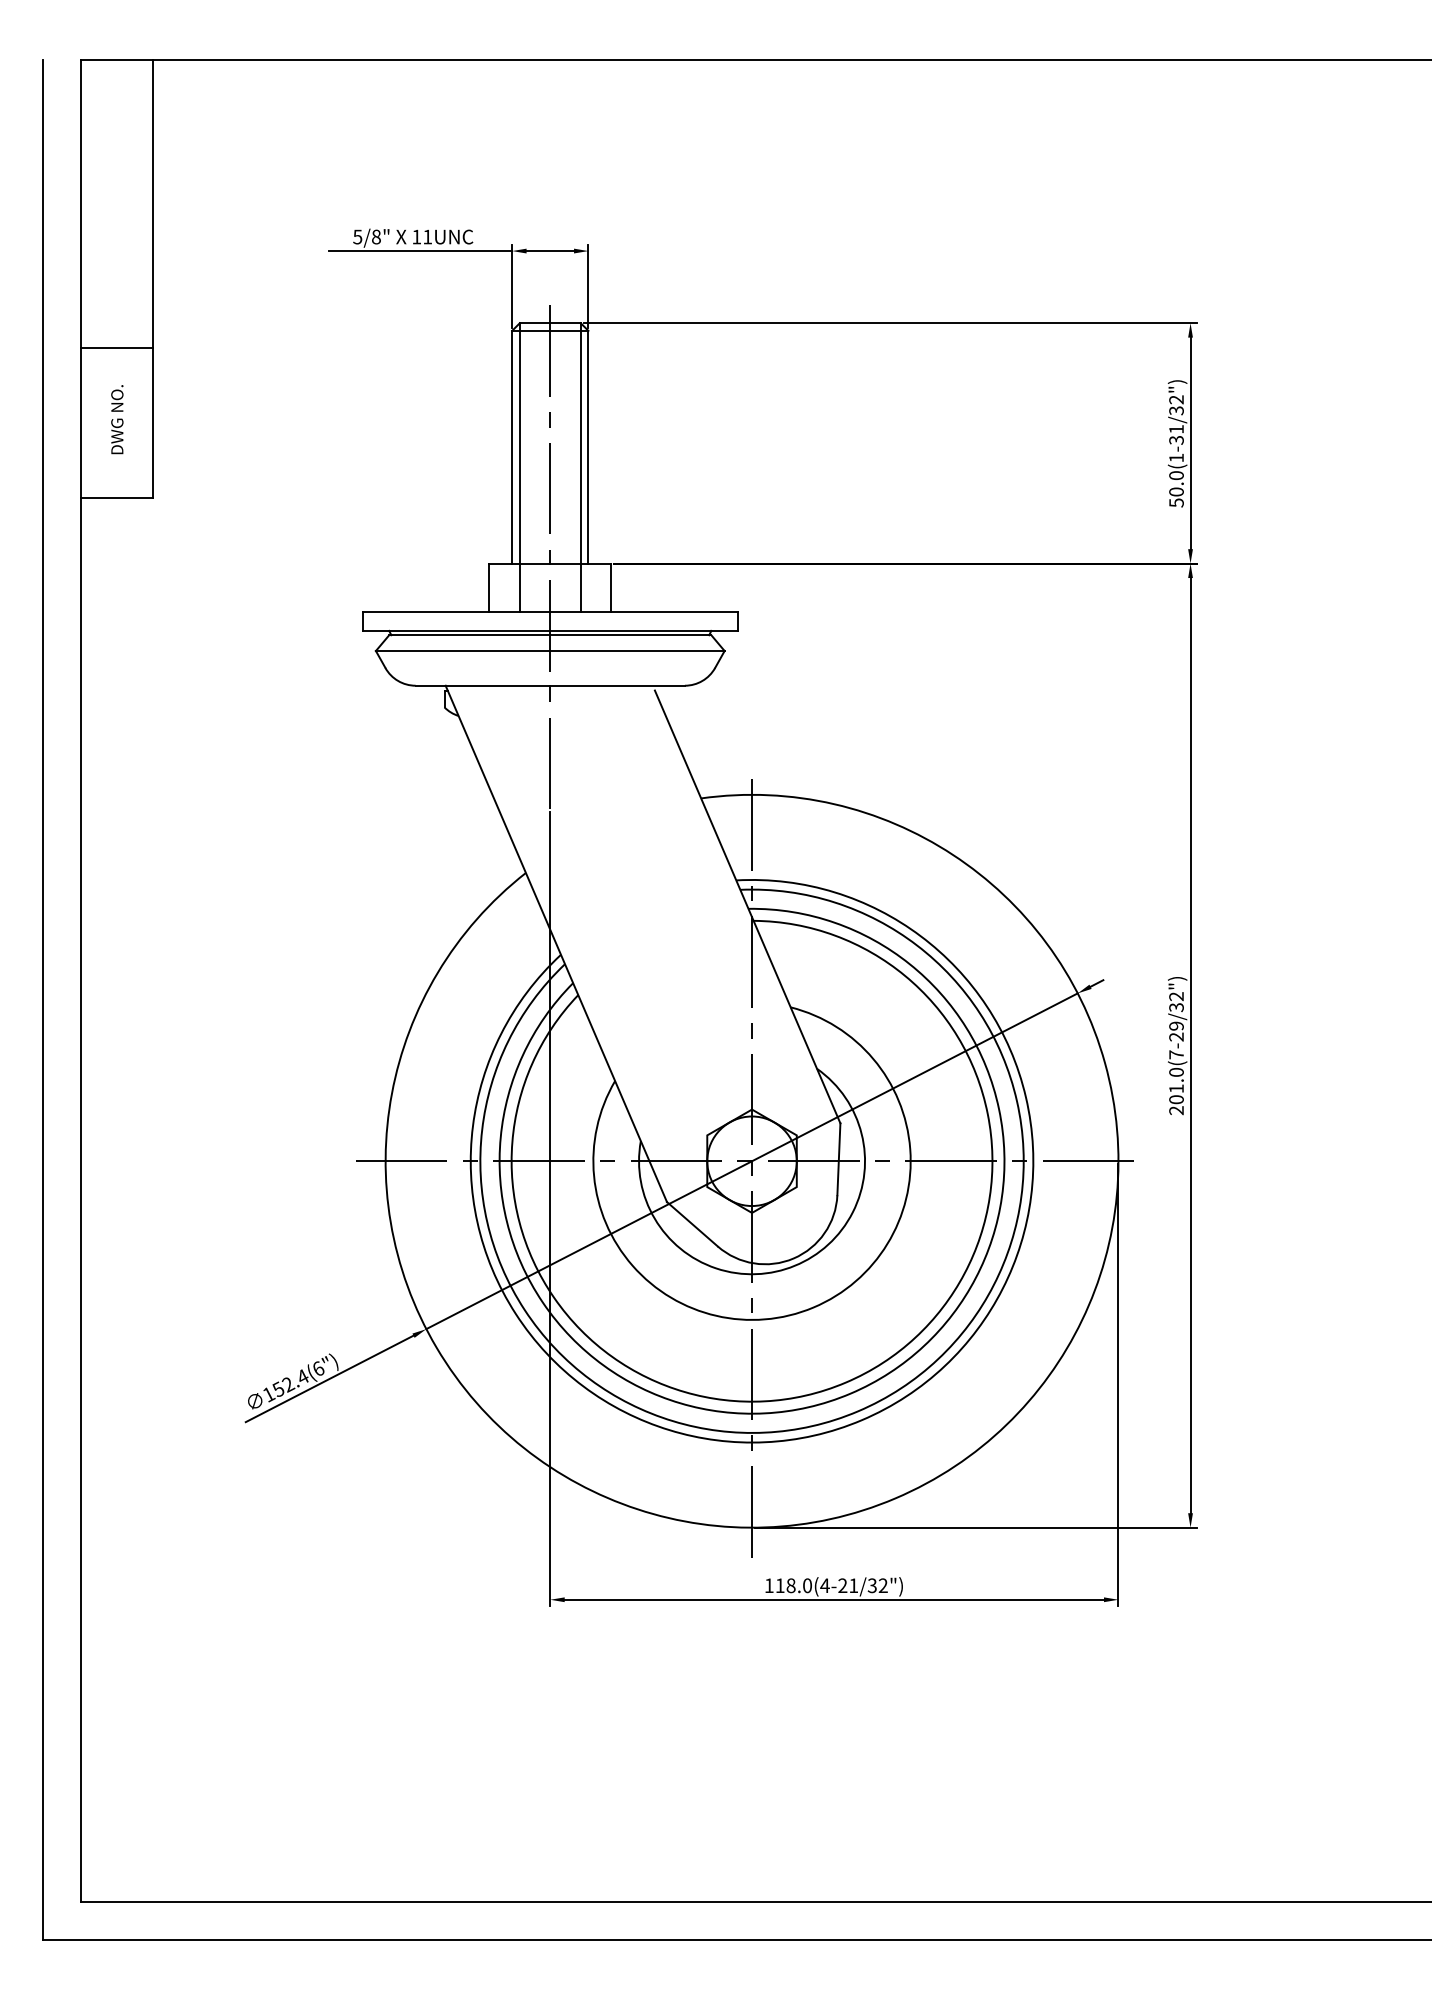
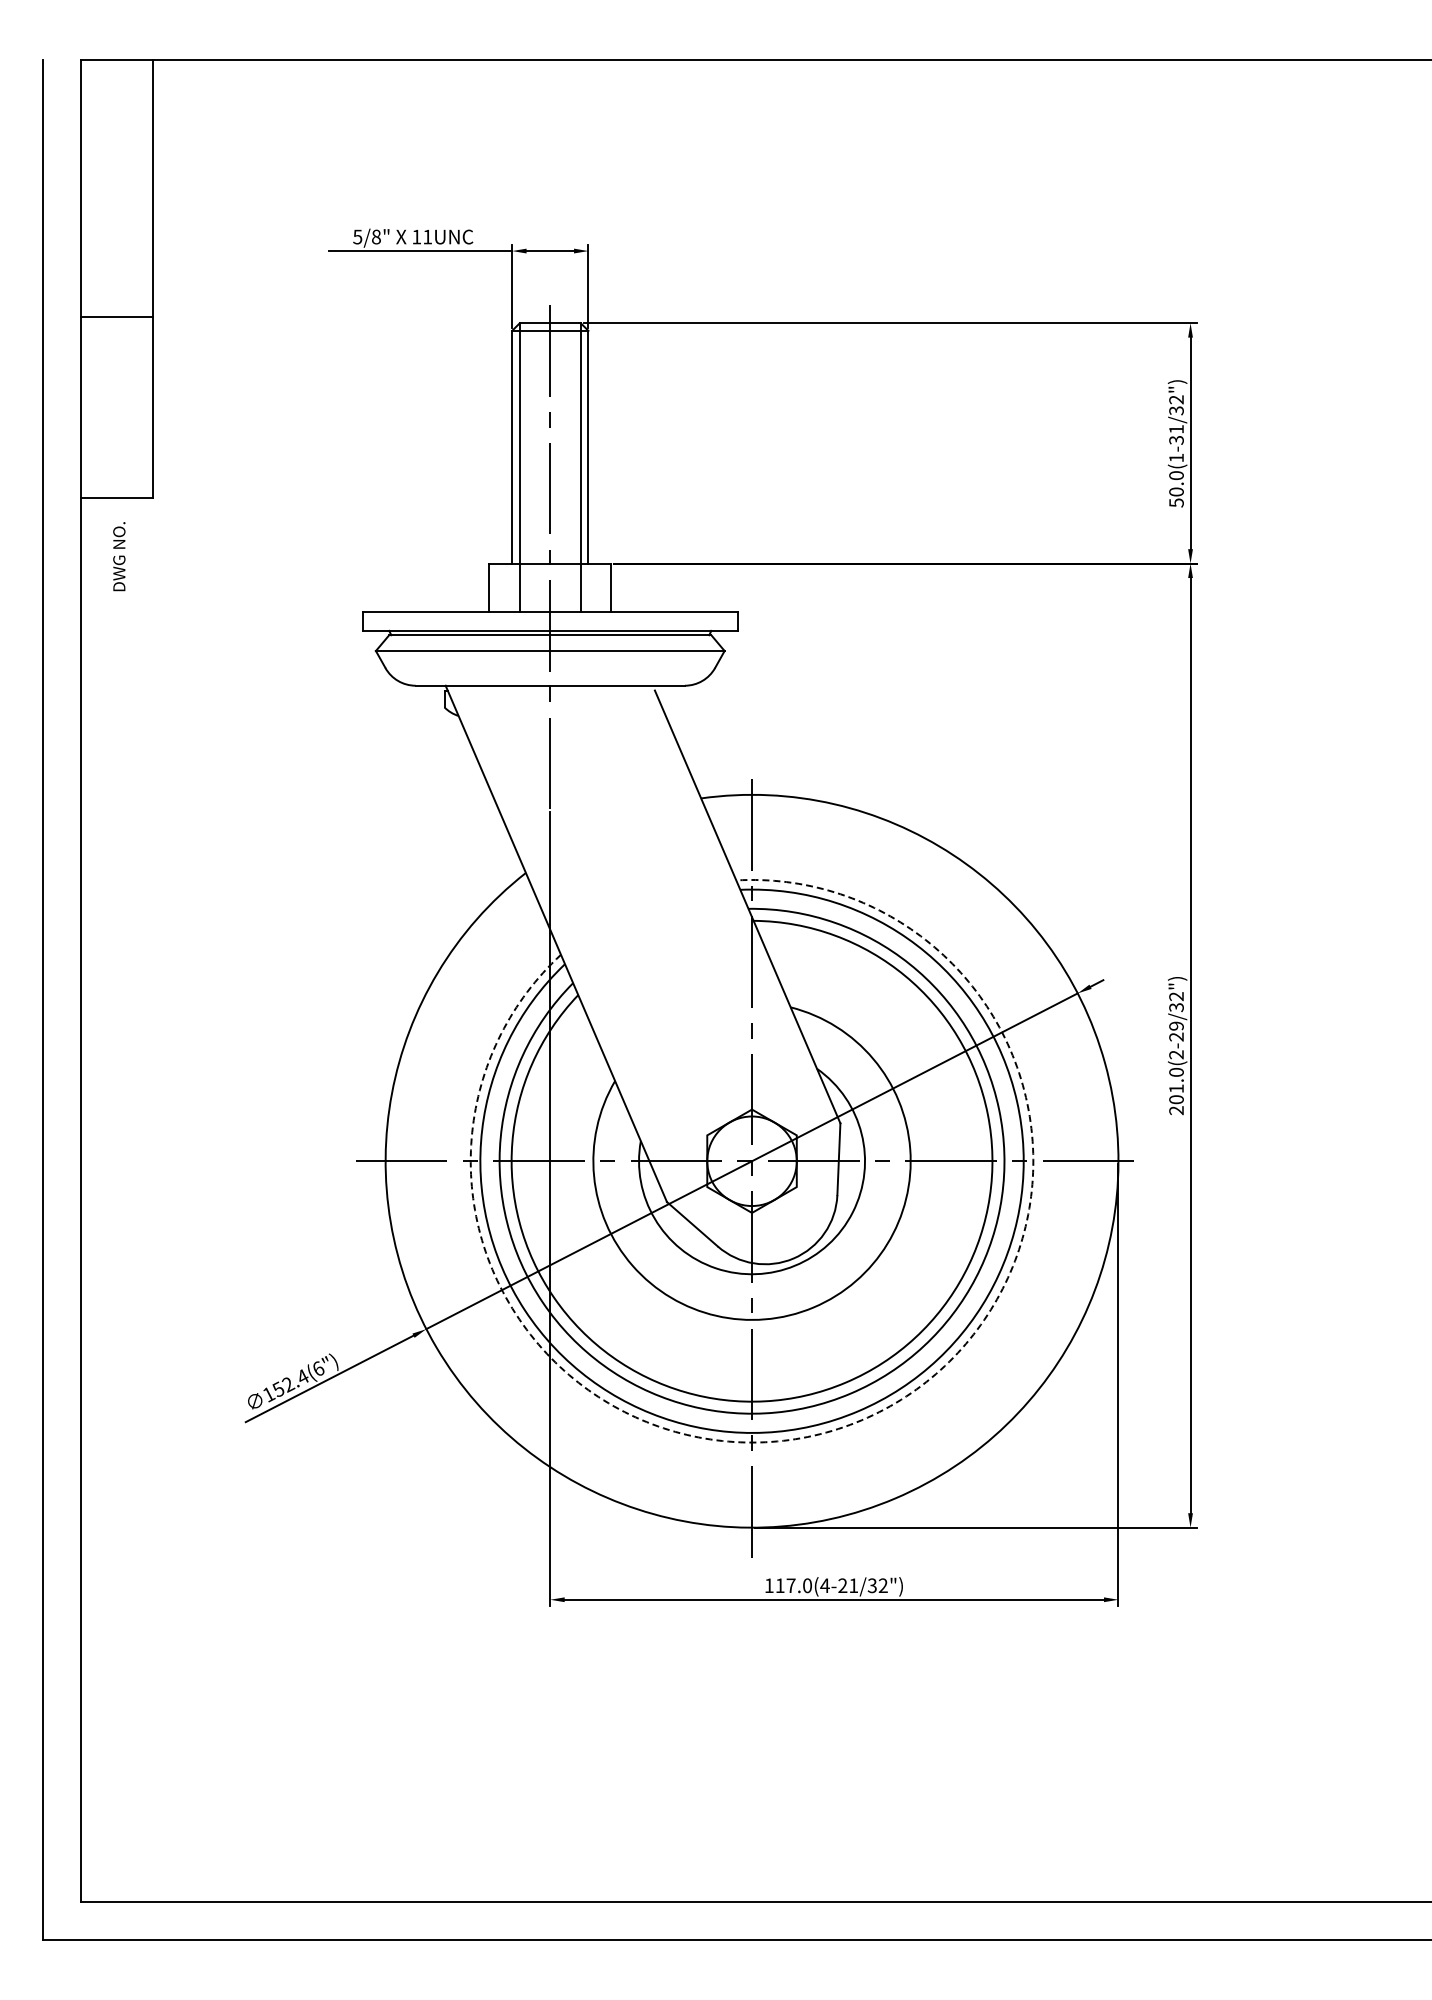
line position: (117, 348) -> (117, 317) (117, 317)
text position: (117, 419) -> (119, 556) (119, 556)
text: 201.0(7-29/32") -> 201.0(2-29/32") (1176, 1054)
arc: solid -> dashed (861, 1420)
text: 118.0(4-21/32") -> 117.0(4-21/32") (790, 1585)
